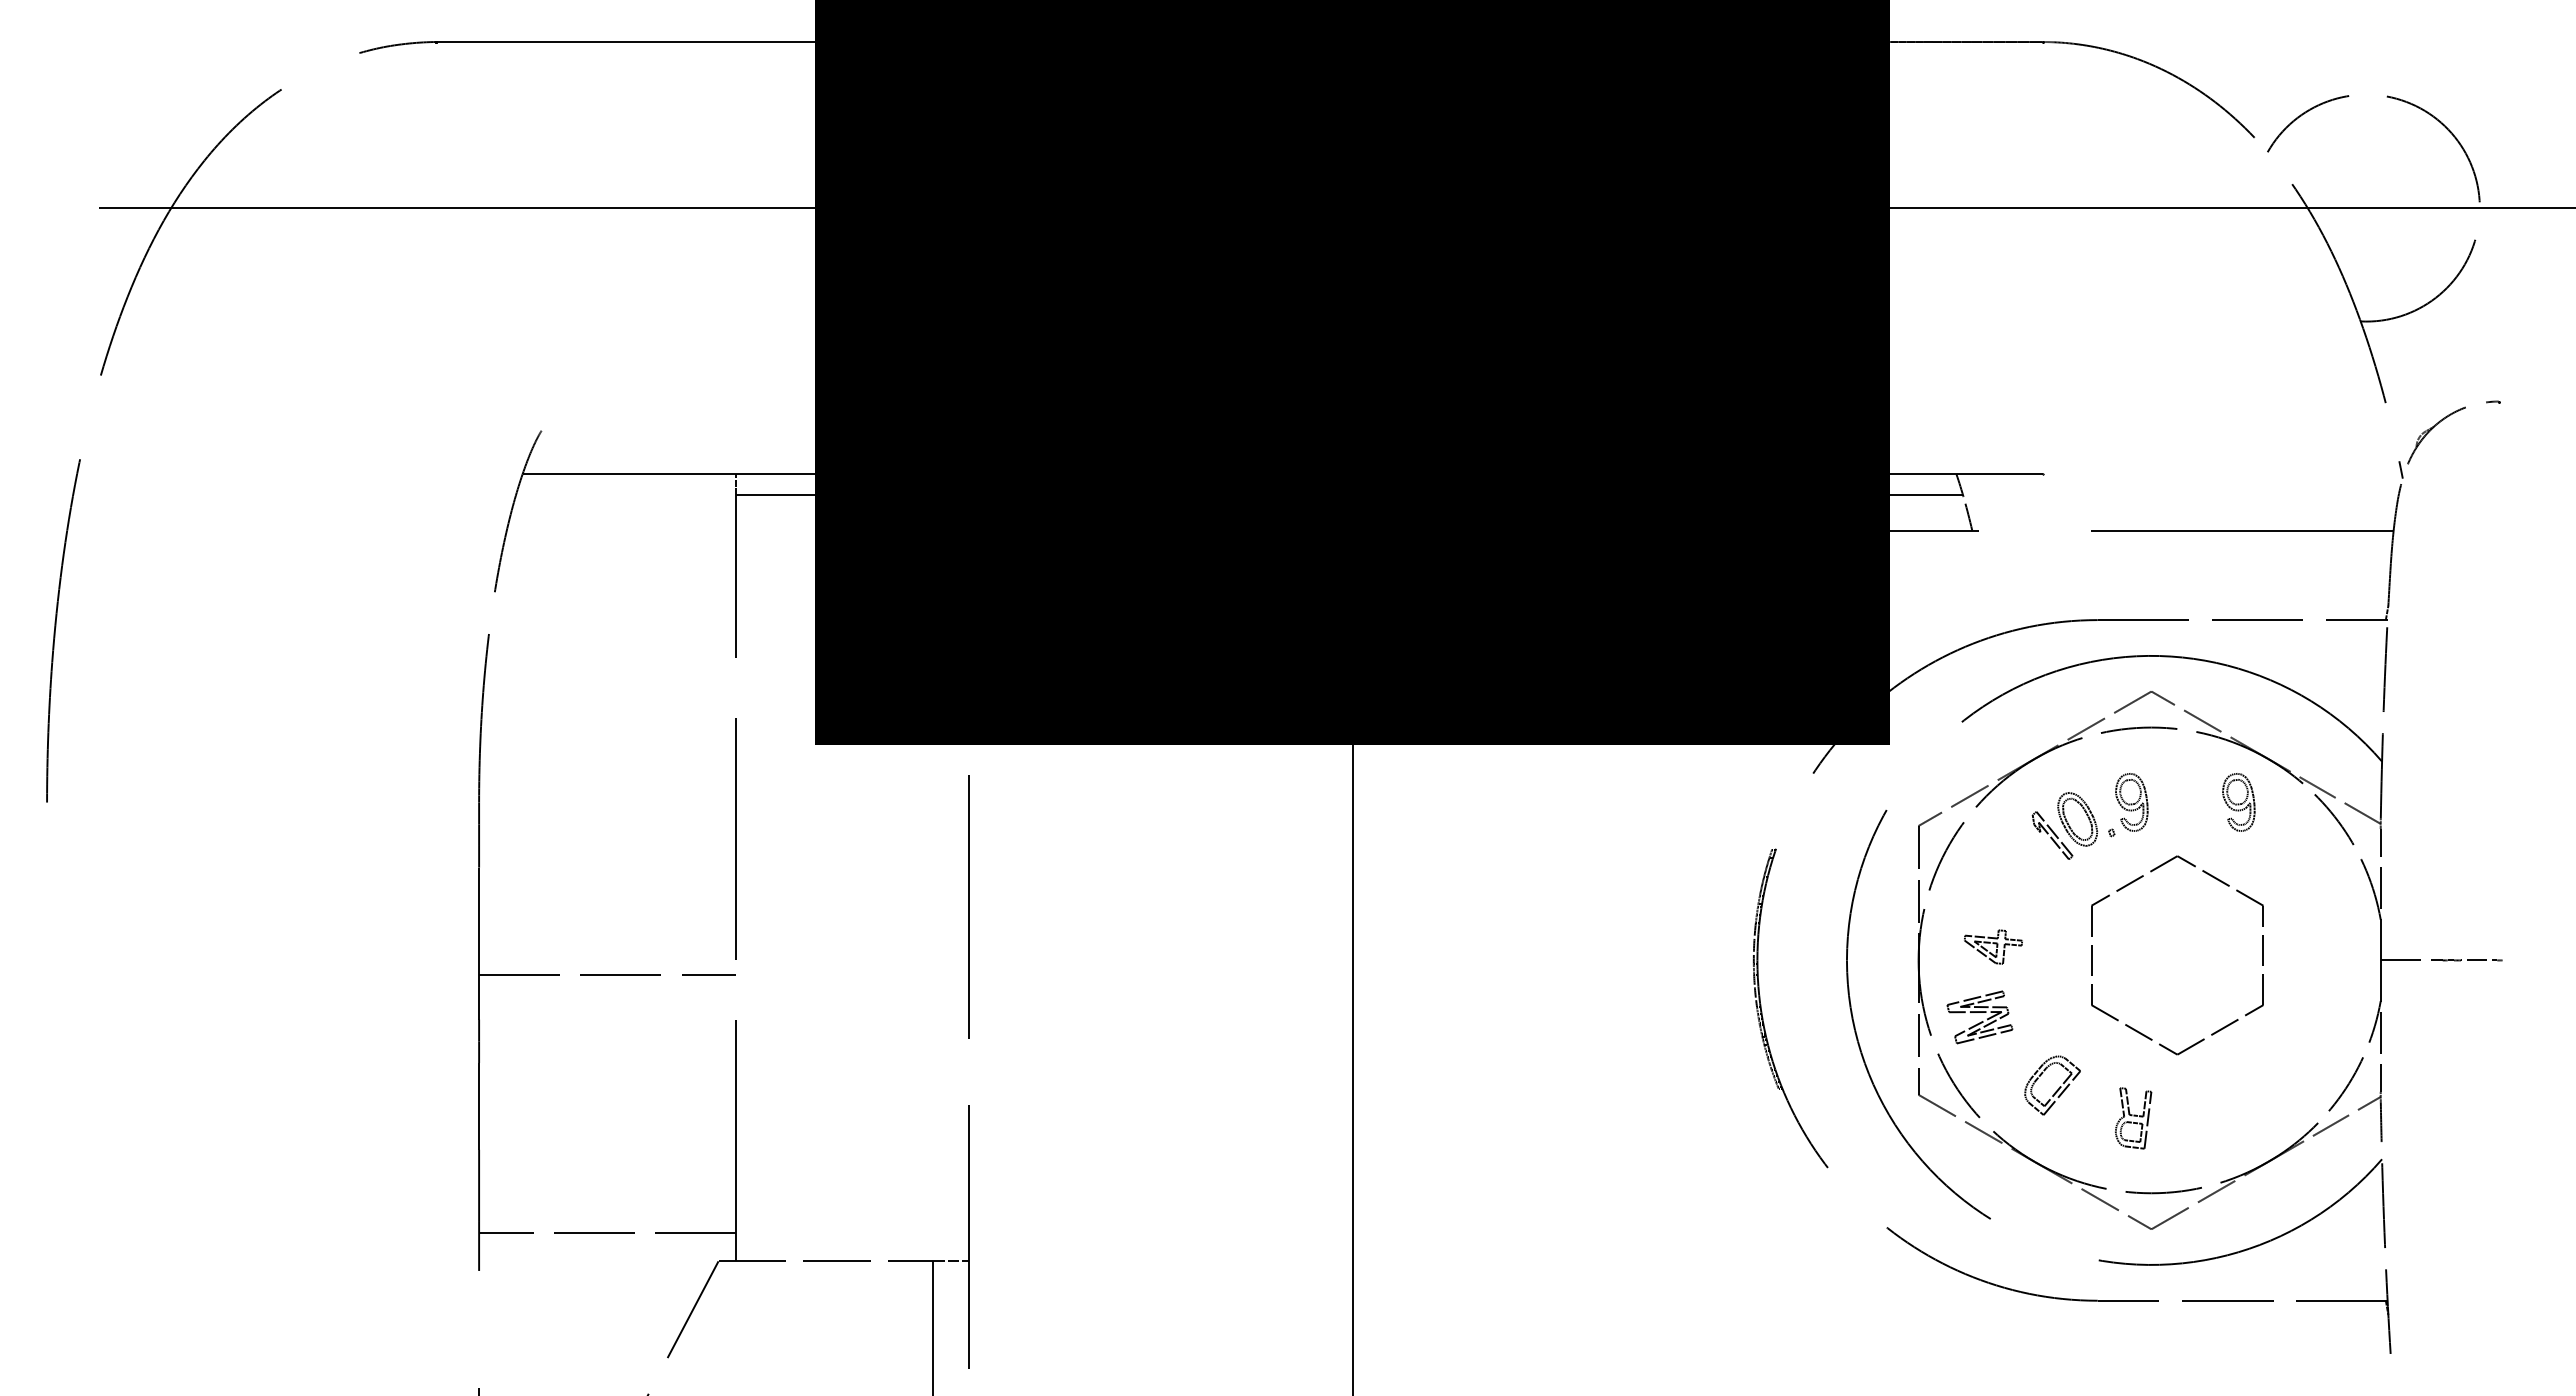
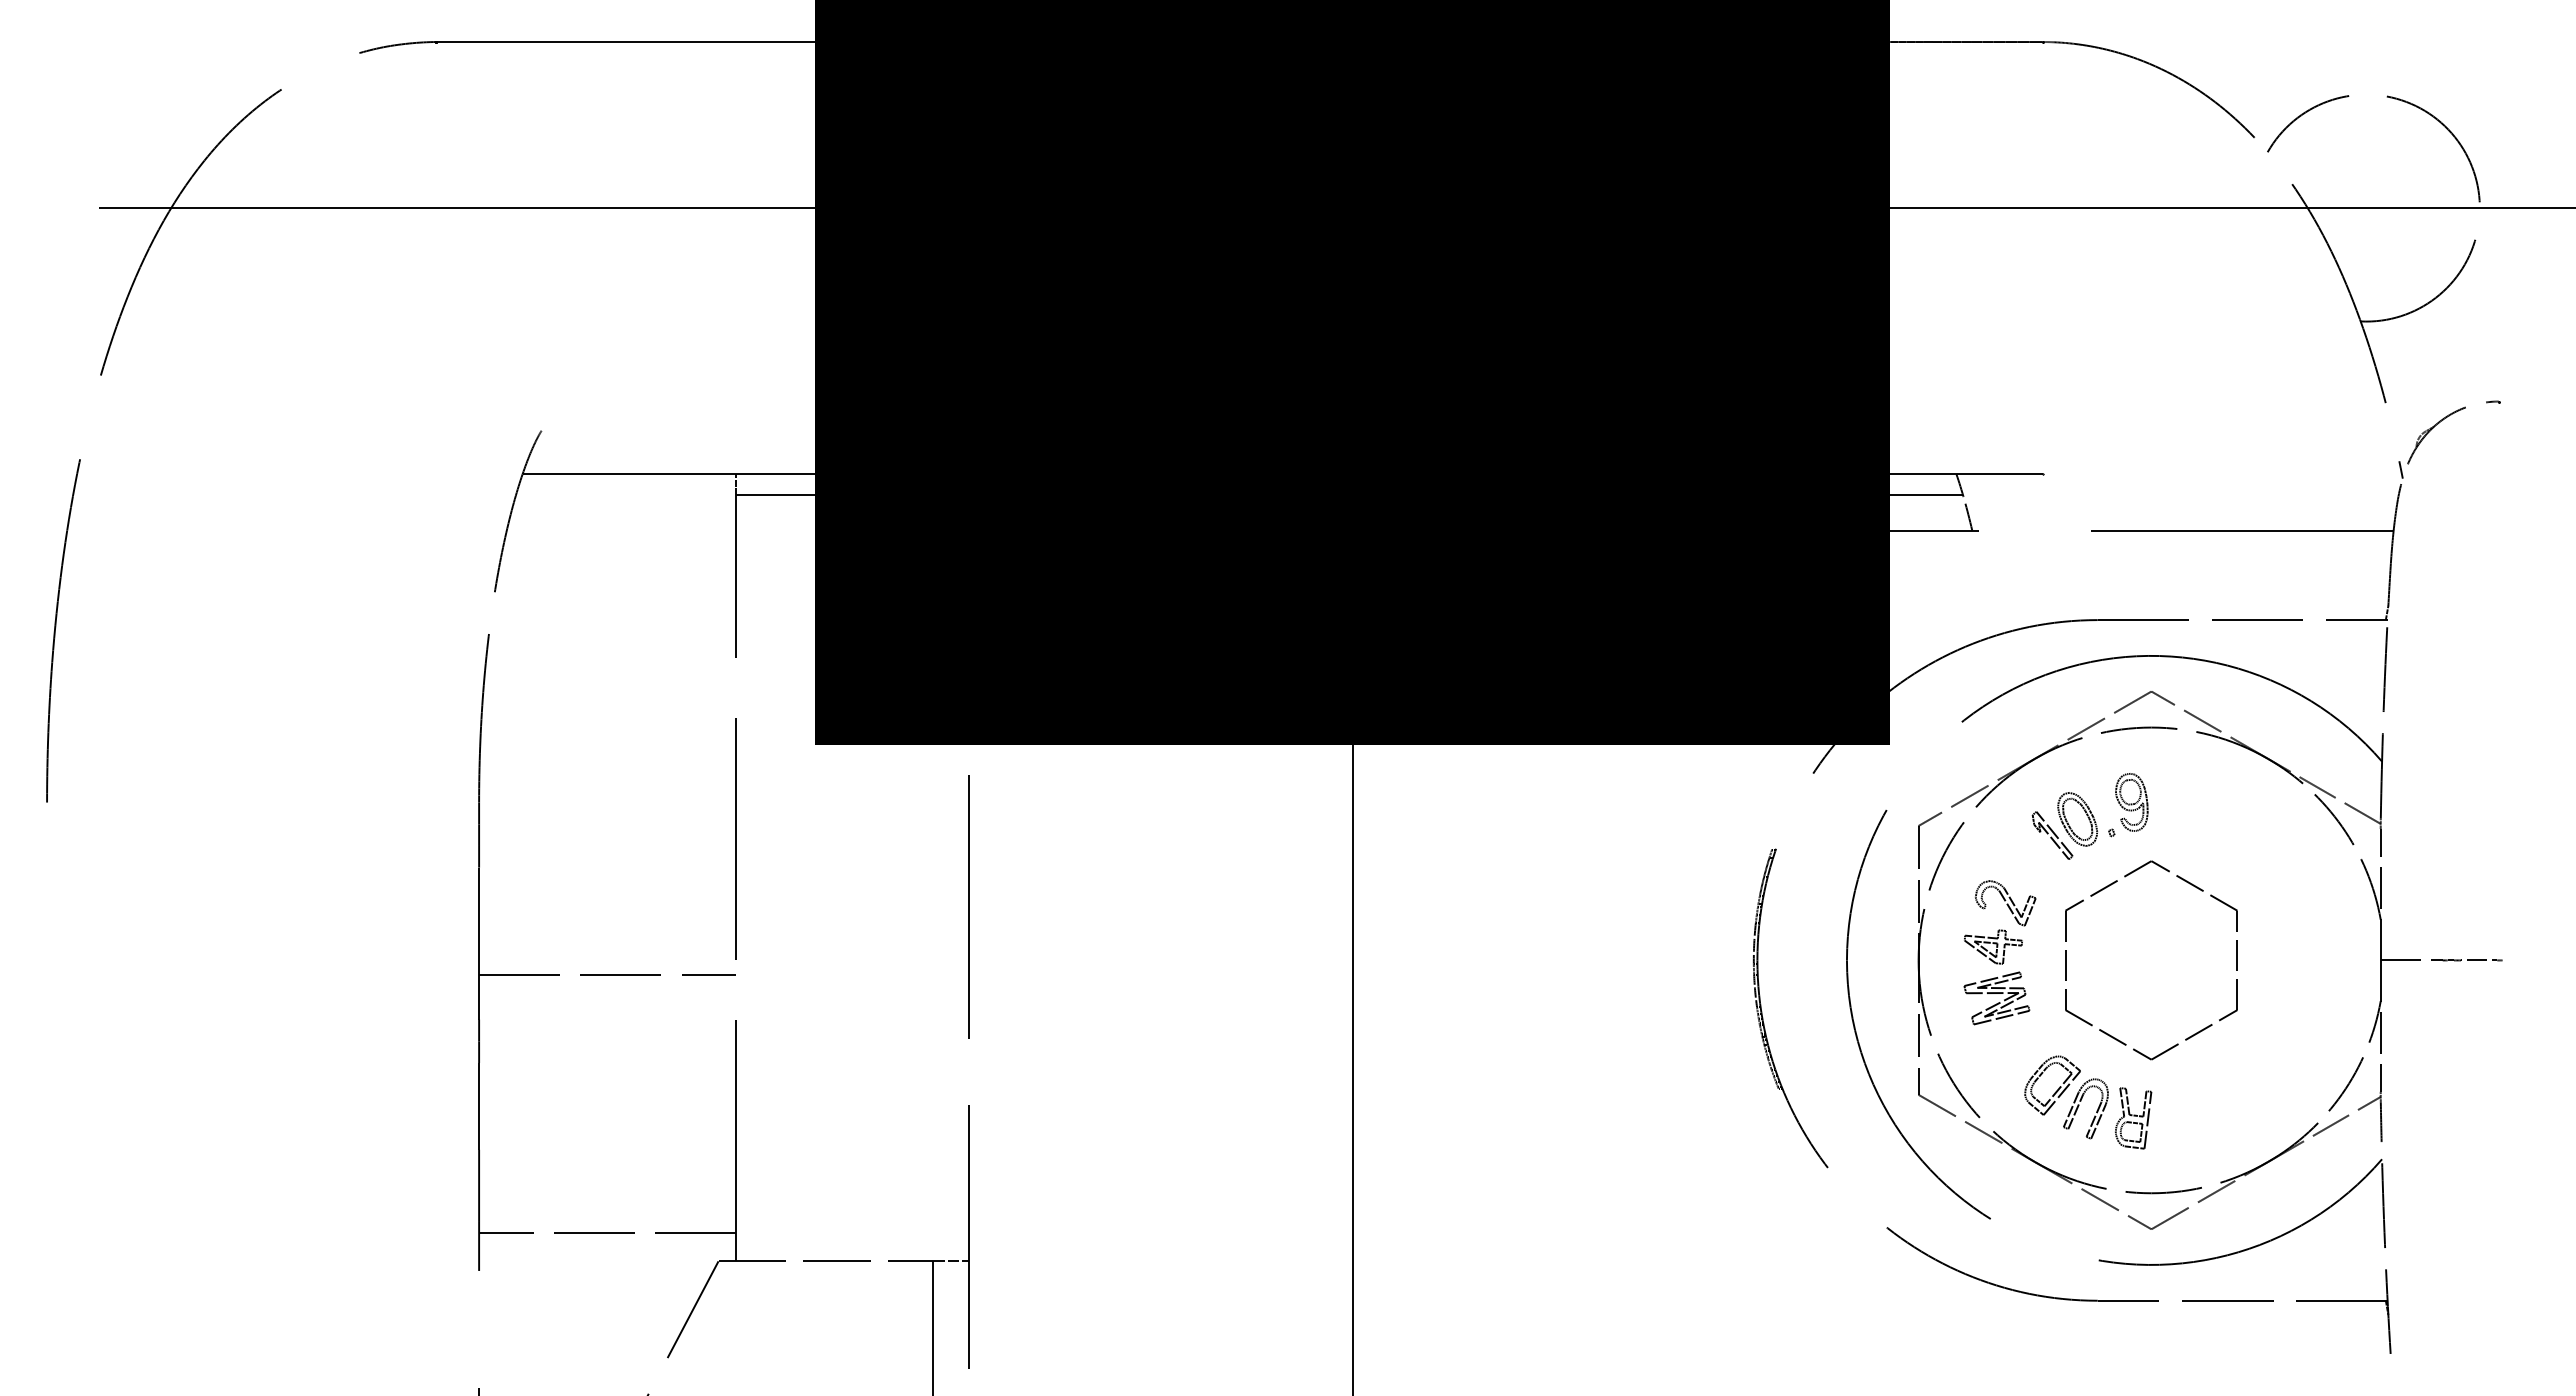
part: present -> none (2238, 802)
part: none -> present (2005, 903)
part position: (1979, 1017) -> (1996, 998) (1996, 998)
part position: (2218, 1029) -> (2192, 1034) (2192, 1034)
part: none -> present (2079, 1105)
